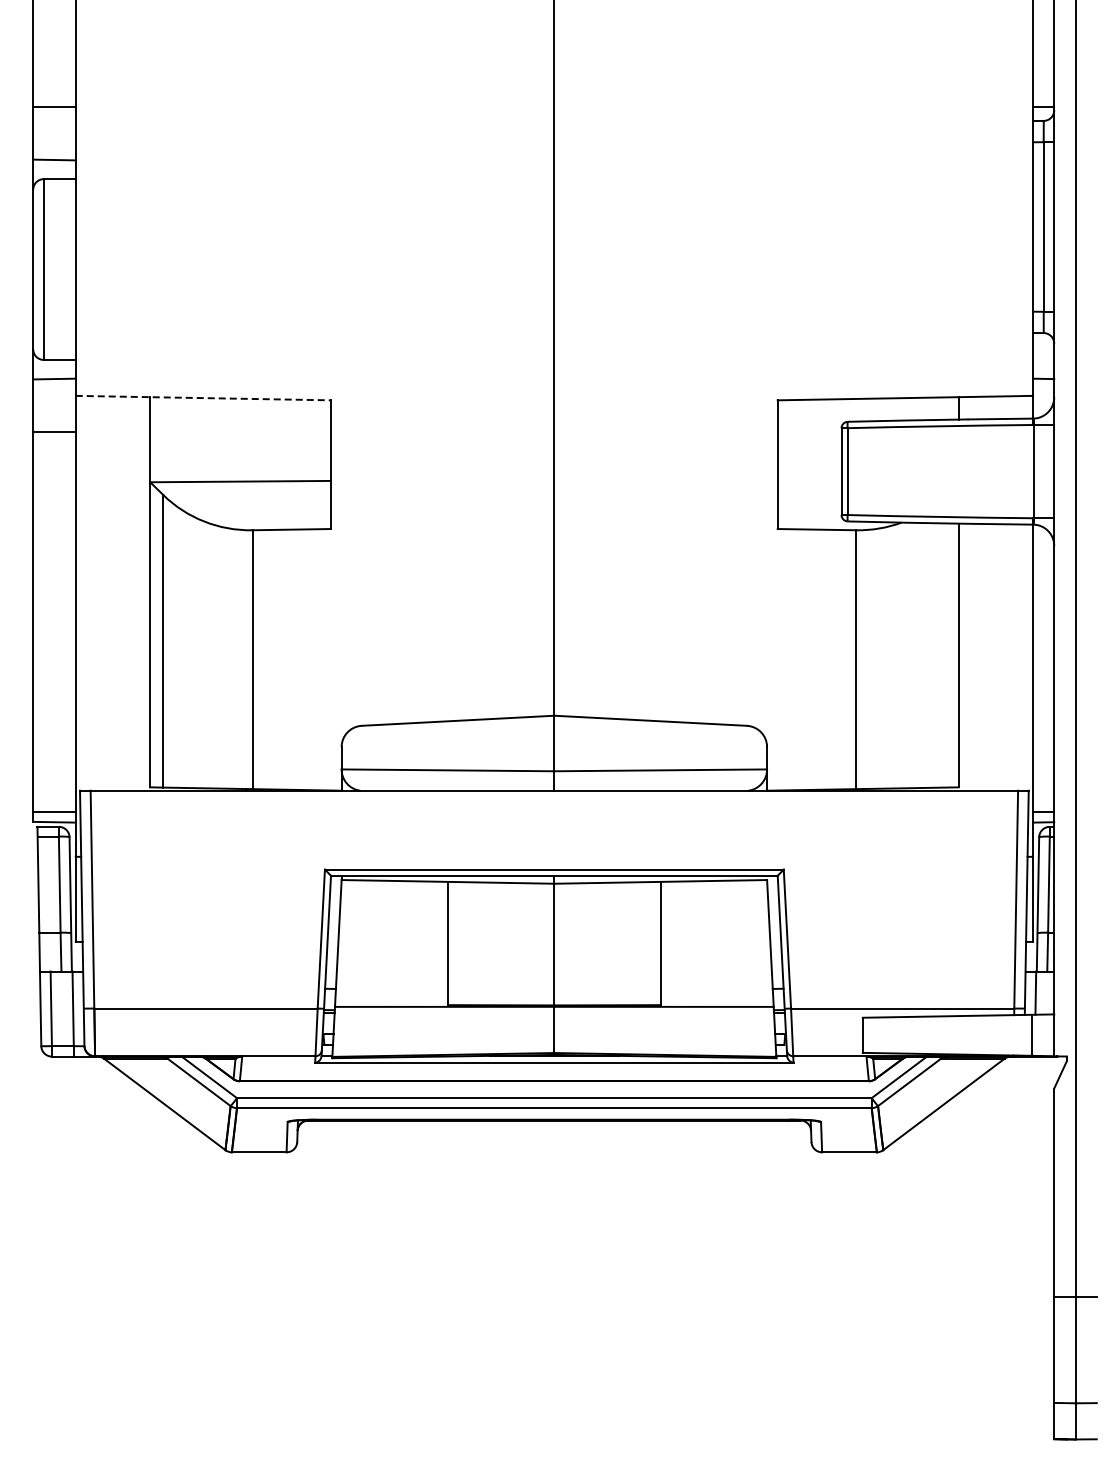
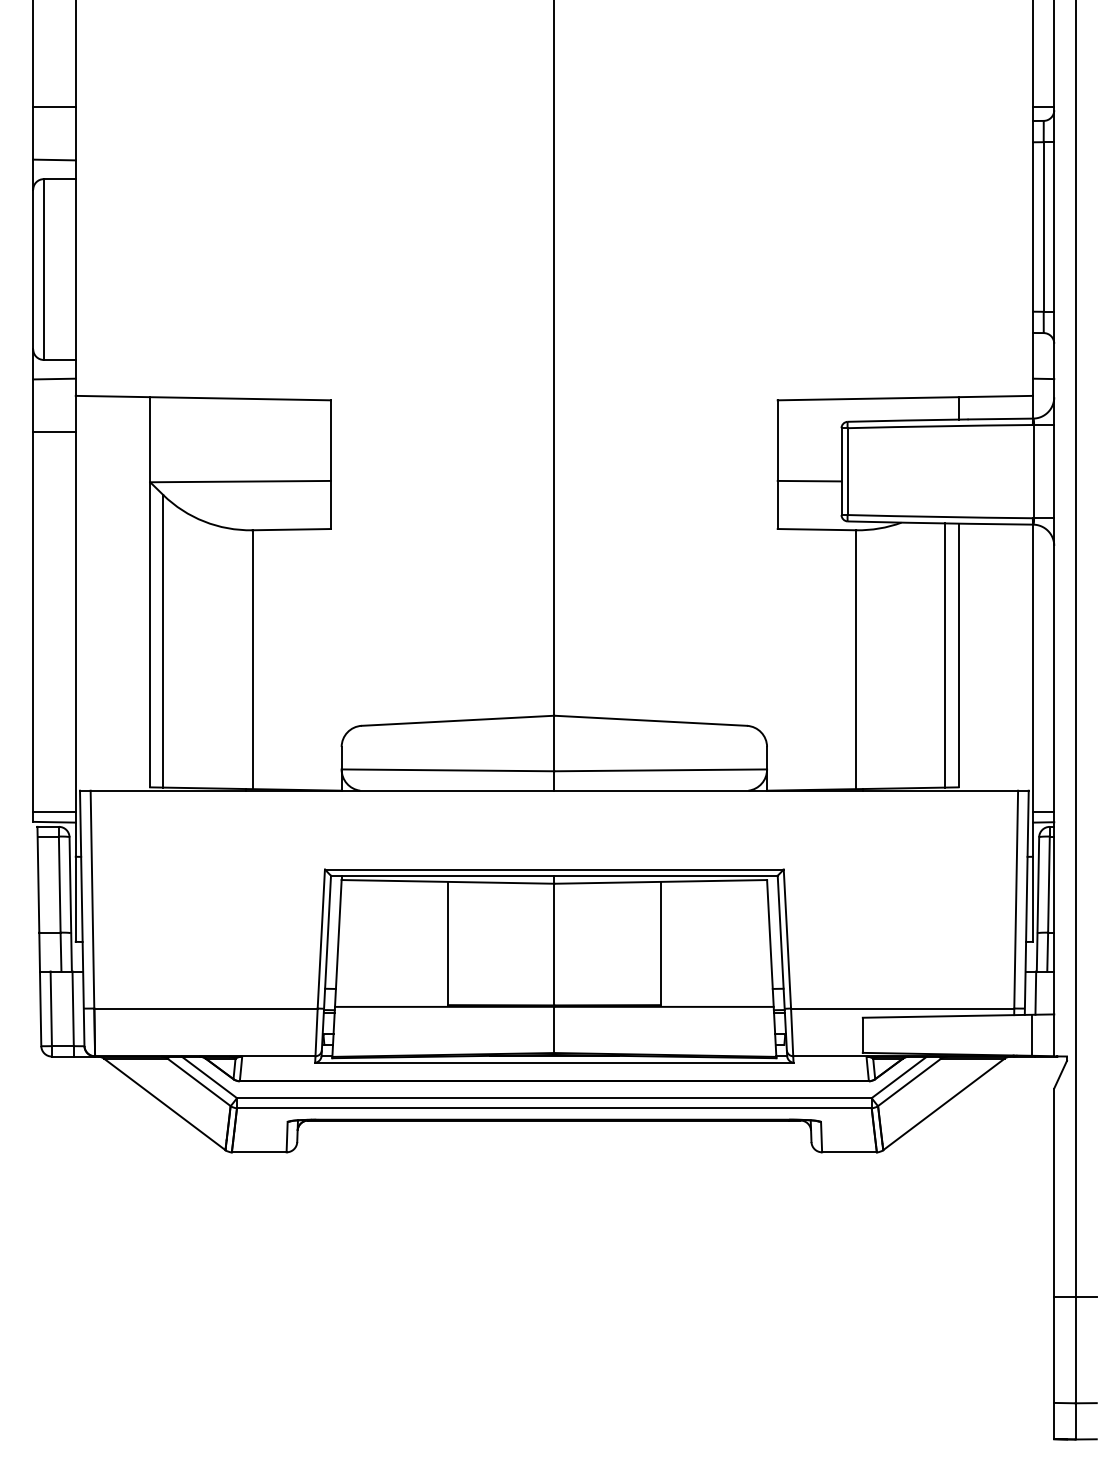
line: dashed -> solid (203, 398)
line: none -> present (809, 480)
line: none -> present (945, 655)
